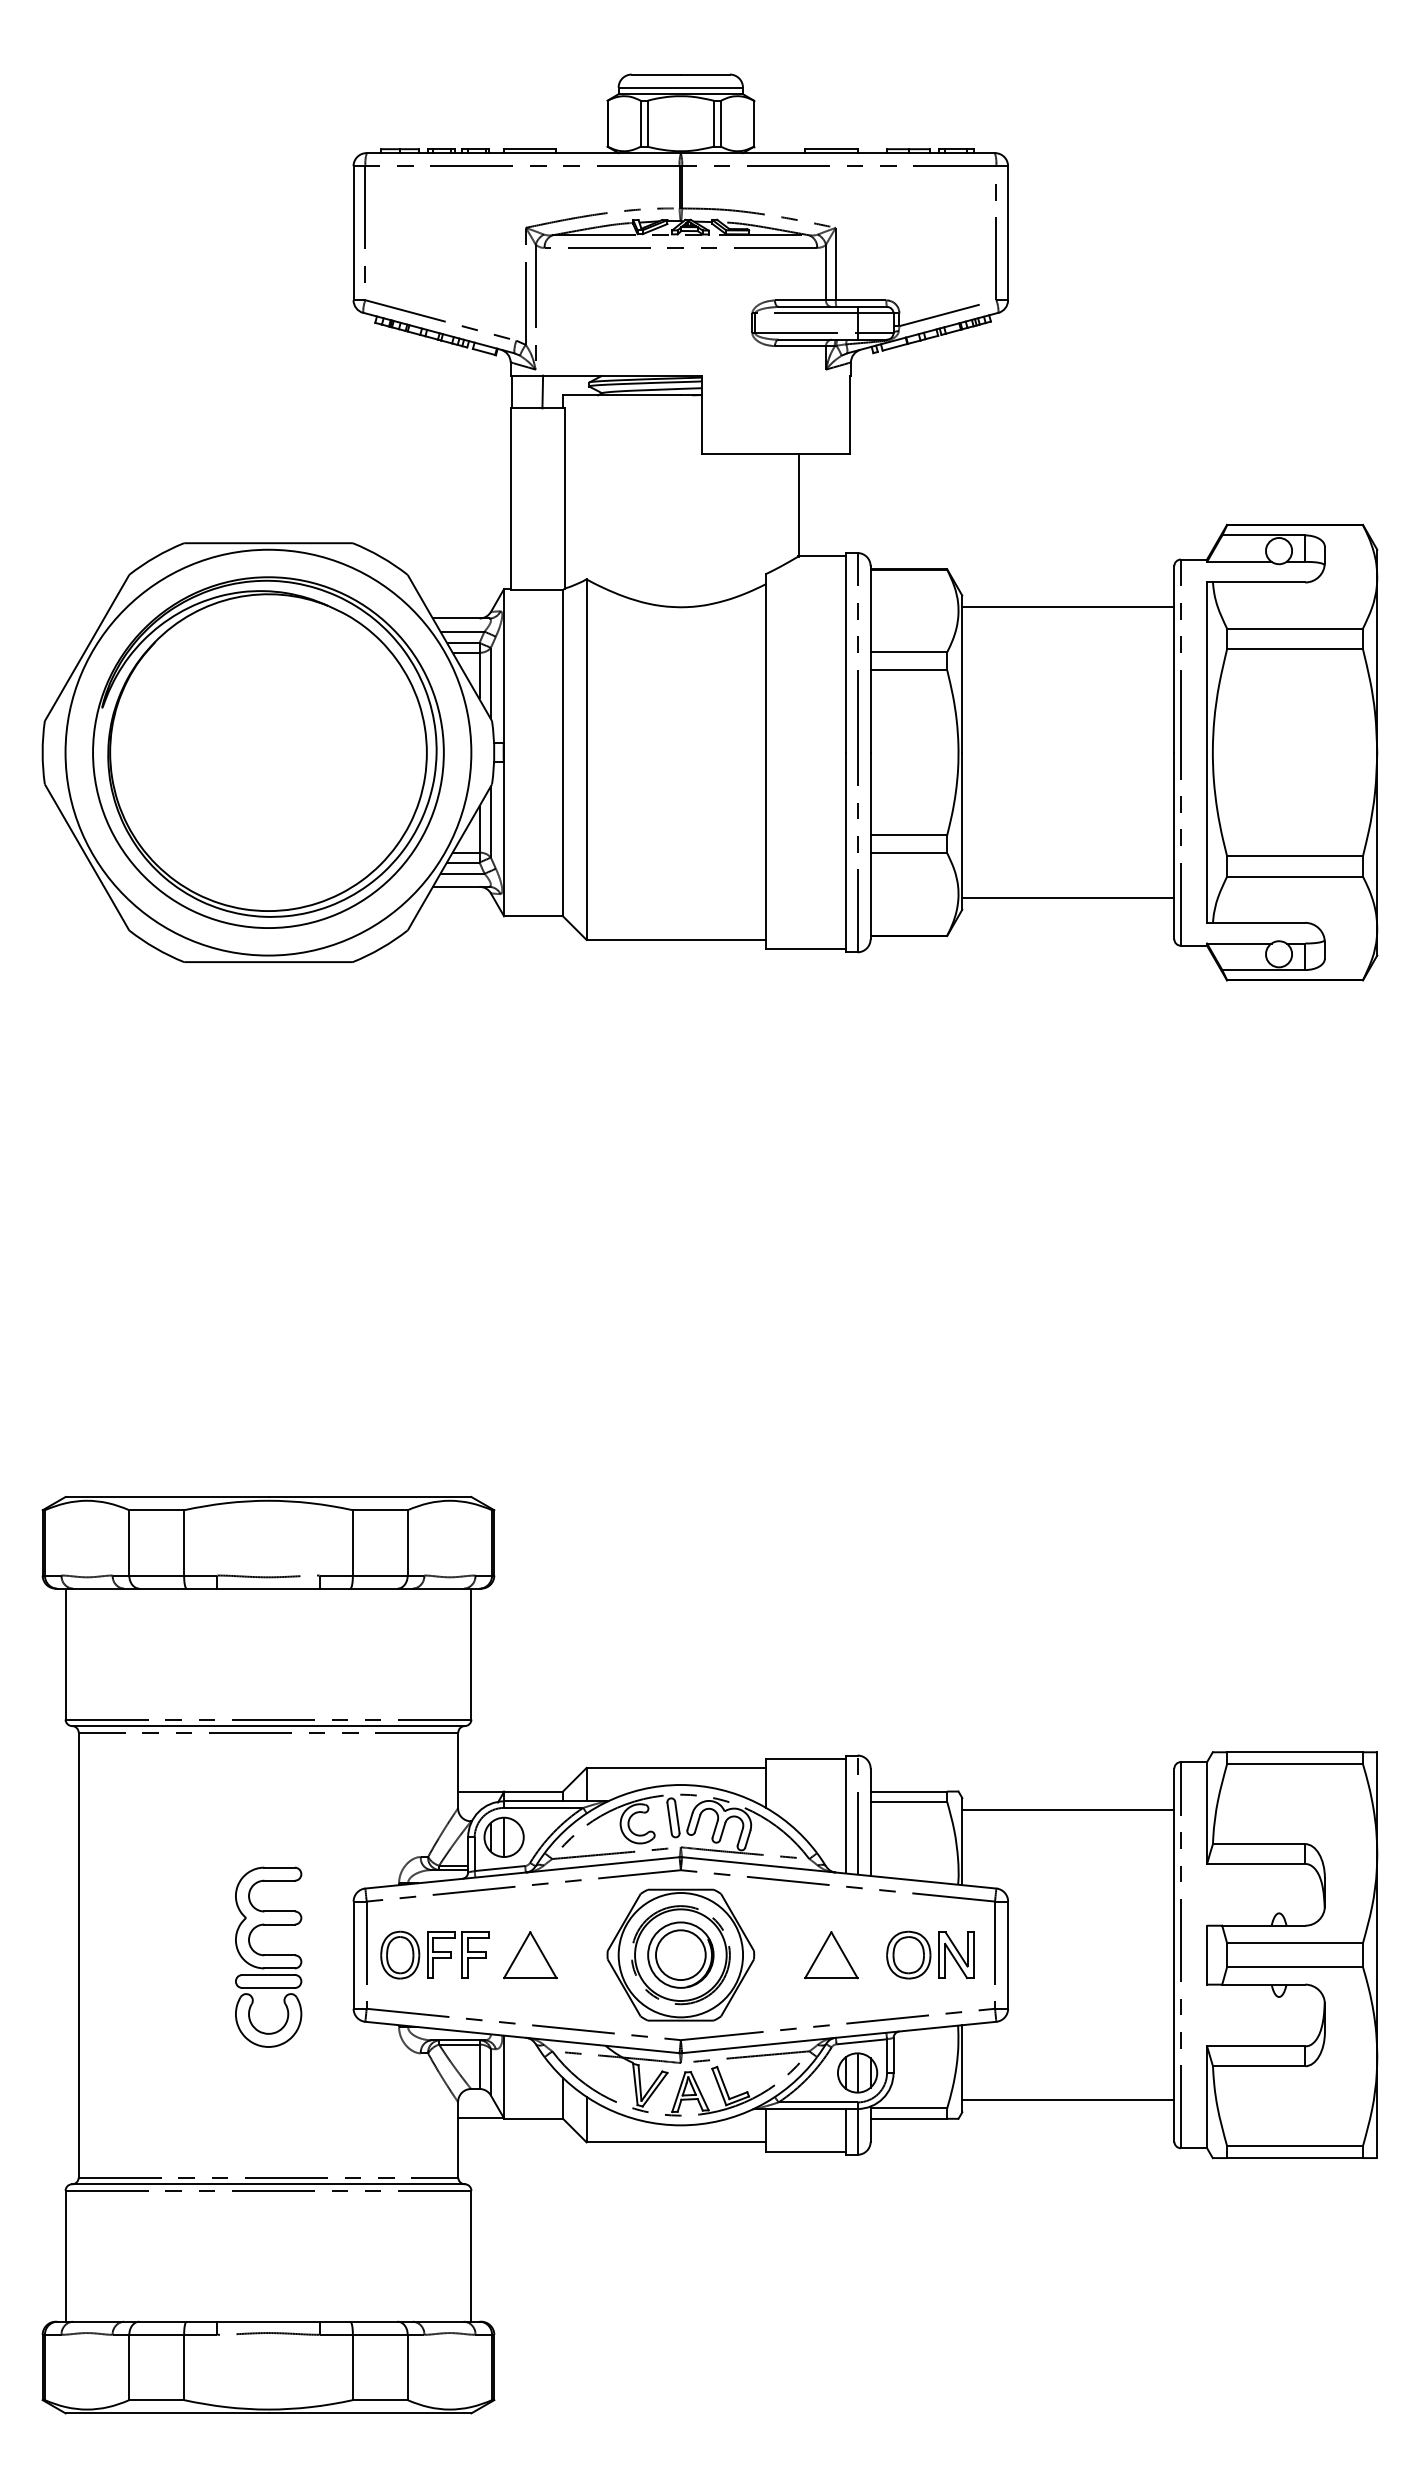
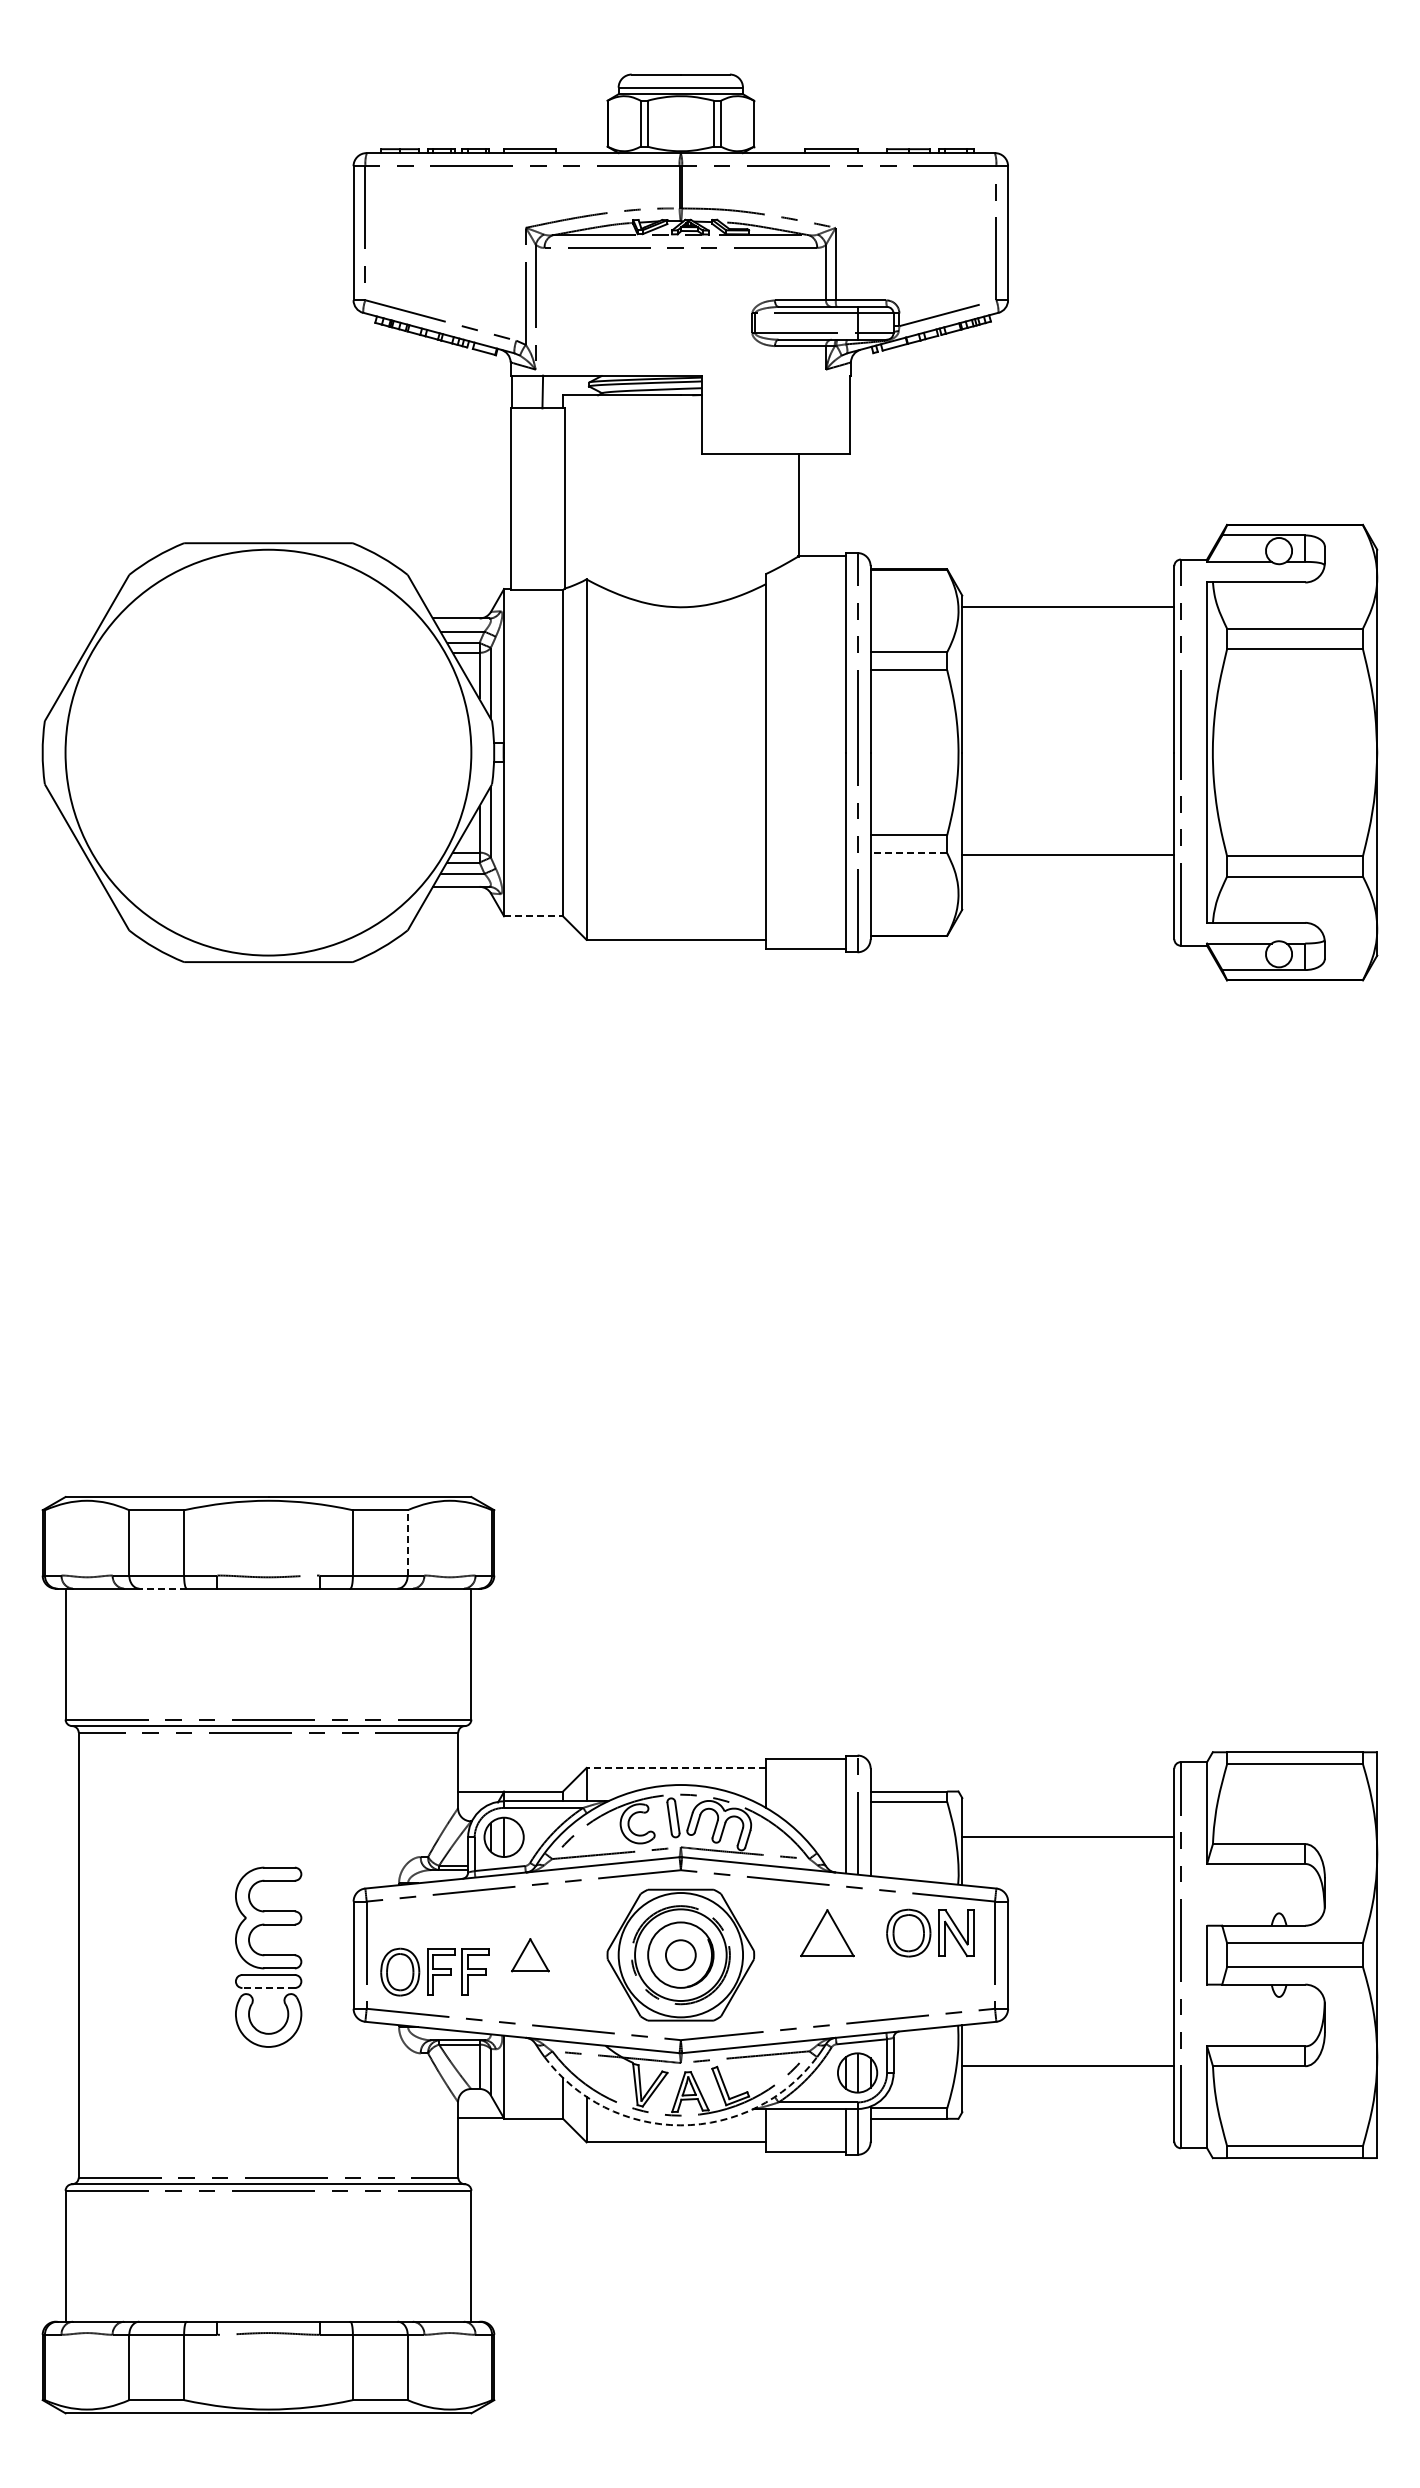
part: present -> none (268, 752)
line: solid -> dashed (908, 853)
line position: (1068, 897) -> (1068, 854) (1068, 854)
line: solid -> dashed (534, 916)
line: solid -> dashed (407, 1542)
line: solid -> dashed (163, 1588)
line: solid -> dashed (676, 1767)
line position: (1068, 1809) -> (1068, 1836) (1068, 1836)
part position: (434, 1954) -> (434, 1971) (434, 1971)
part position: (930, 1954) -> (930, 1932) (930, 1932)
part size: 55x49 px -> 39x35 px (530, 1955)
circle diameter: 50 px -> 30 px (680, 1955)
part position: (831, 1955) -> (827, 1933) (827, 1933)
line: solid -> dashed (268, 1988)
line position: (1068, 2100) -> (1068, 2066) (1068, 2066)
arc: solid -> dashed (680, 2125)
